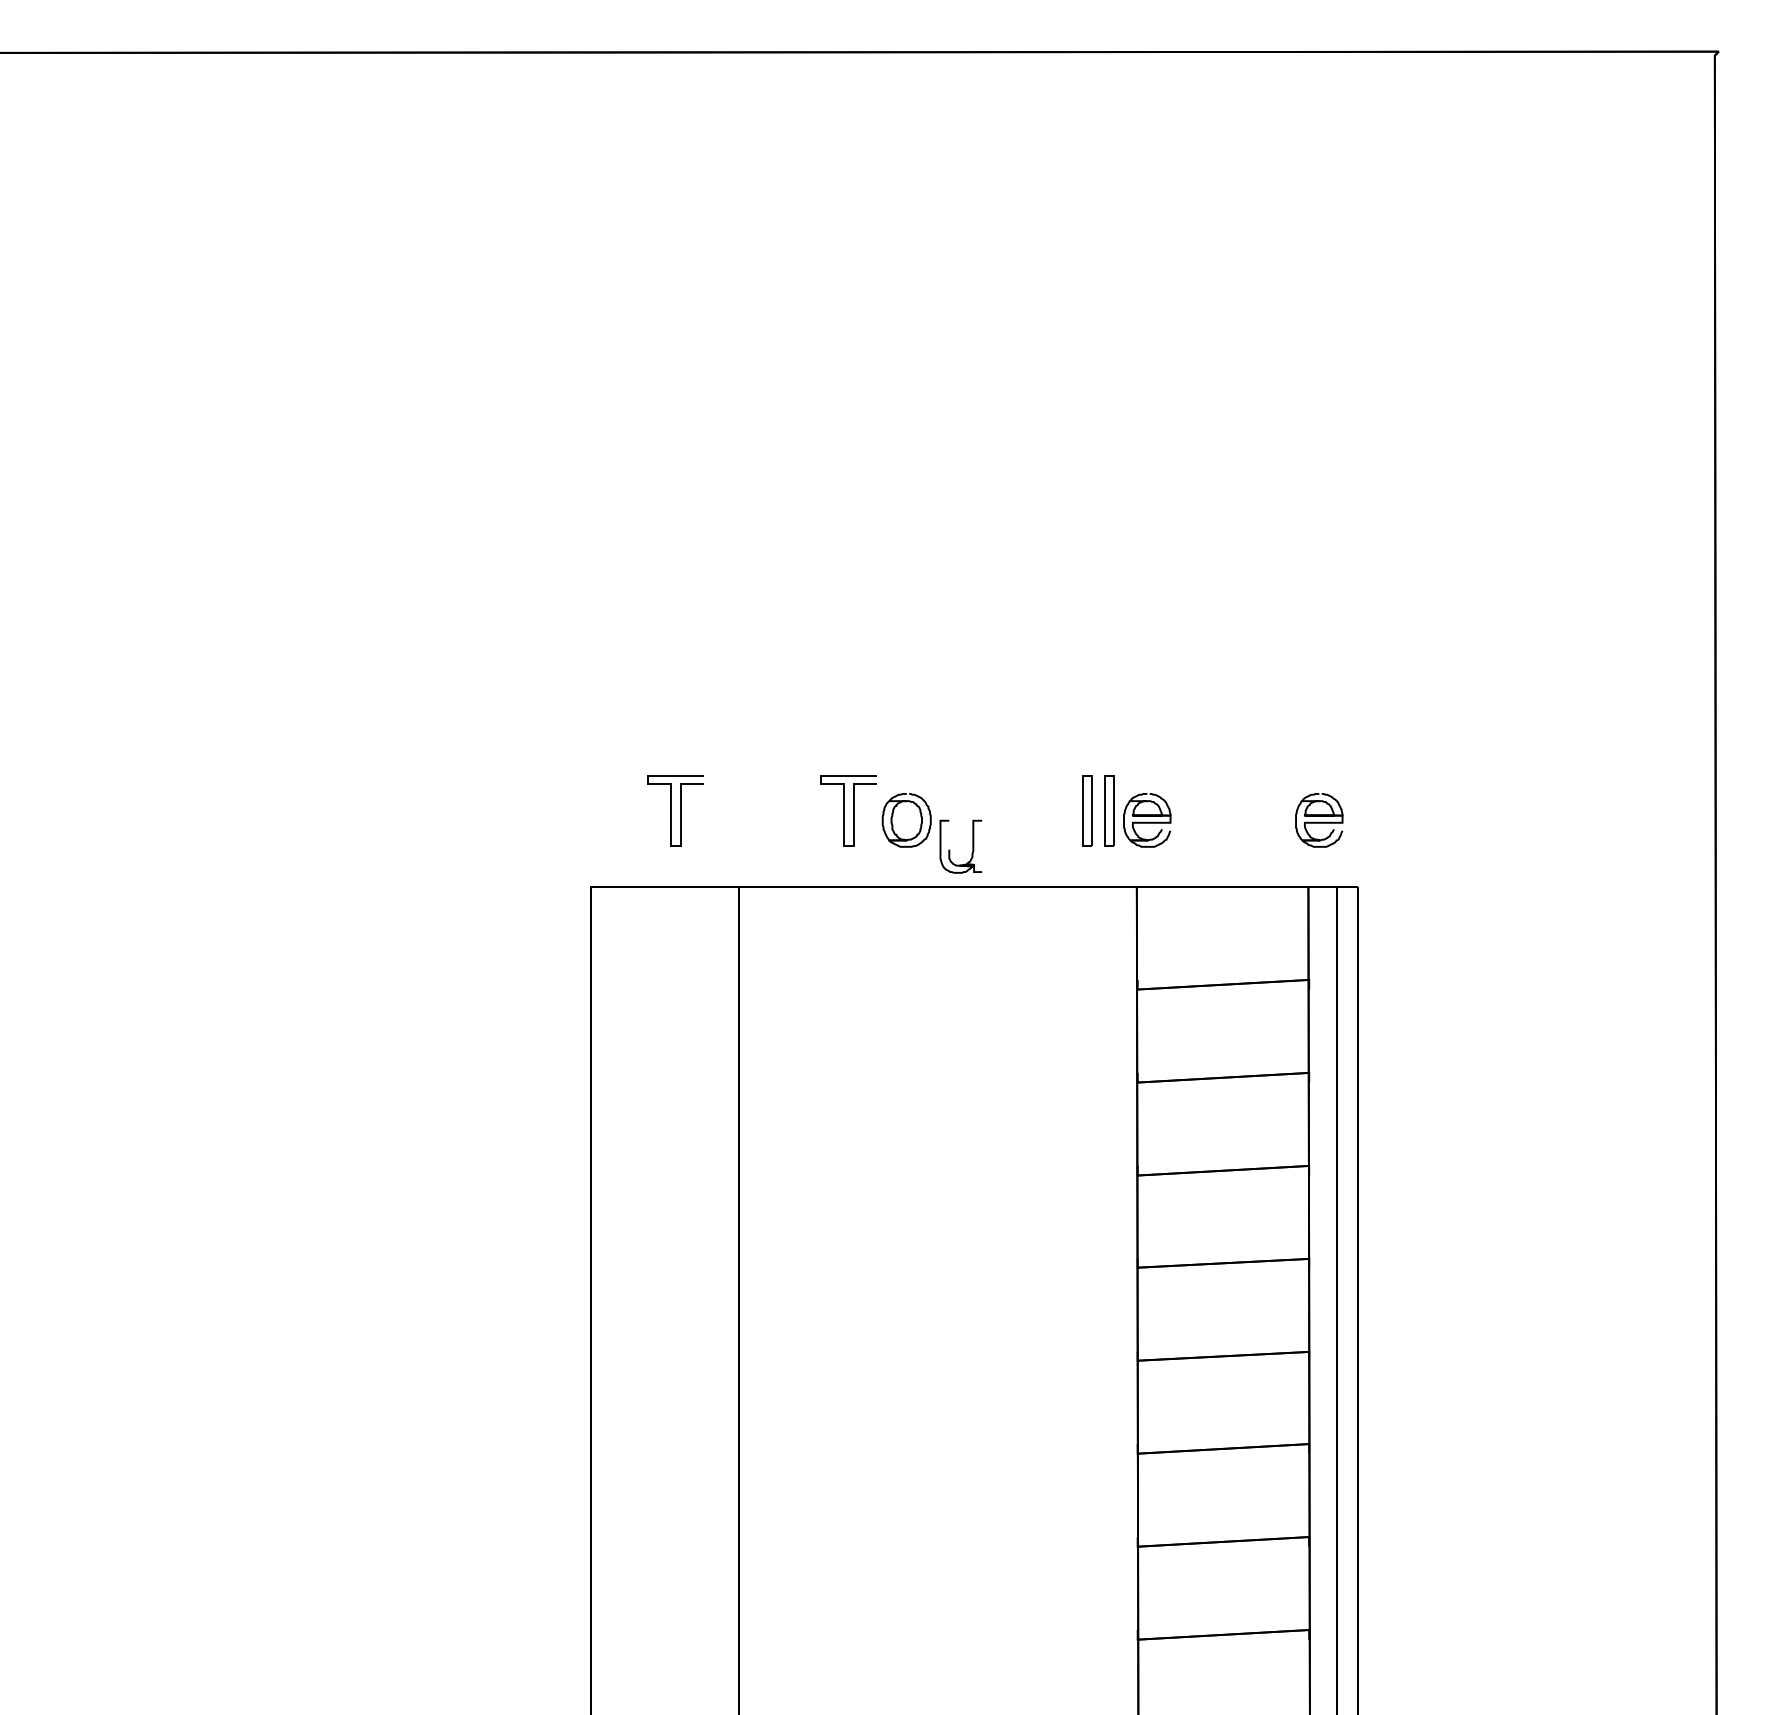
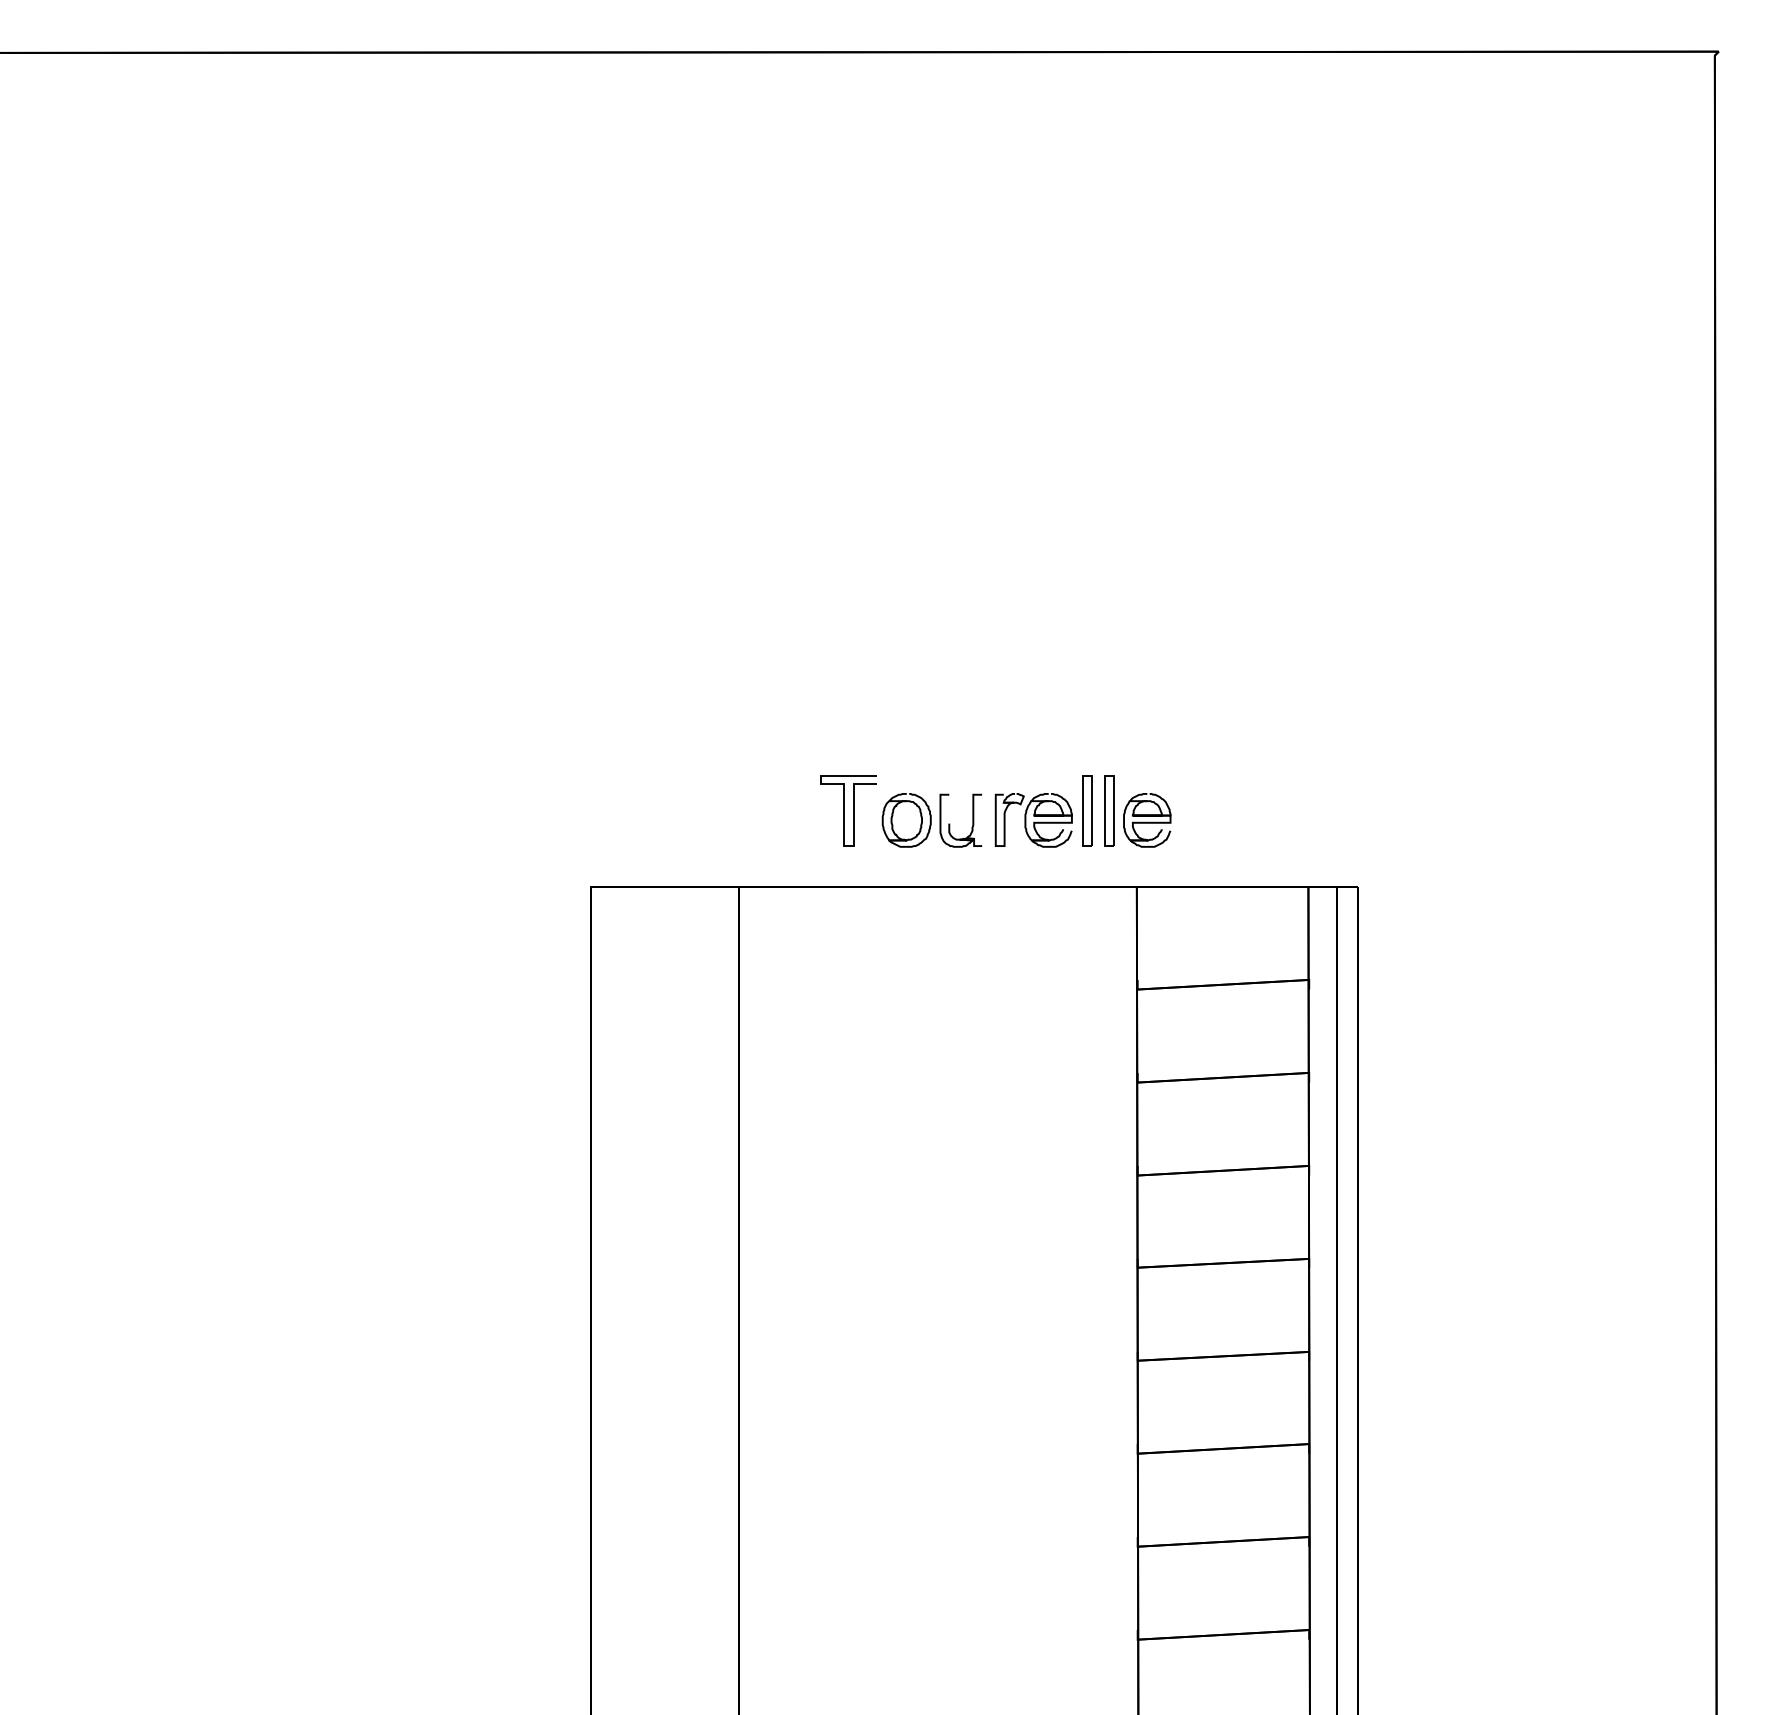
curve: present -> none (671, 810)
part: none -> present (1033, 820)
part: present -> none (1319, 820)
part position: (950, 850) -> (950, 824) (950, 824)
